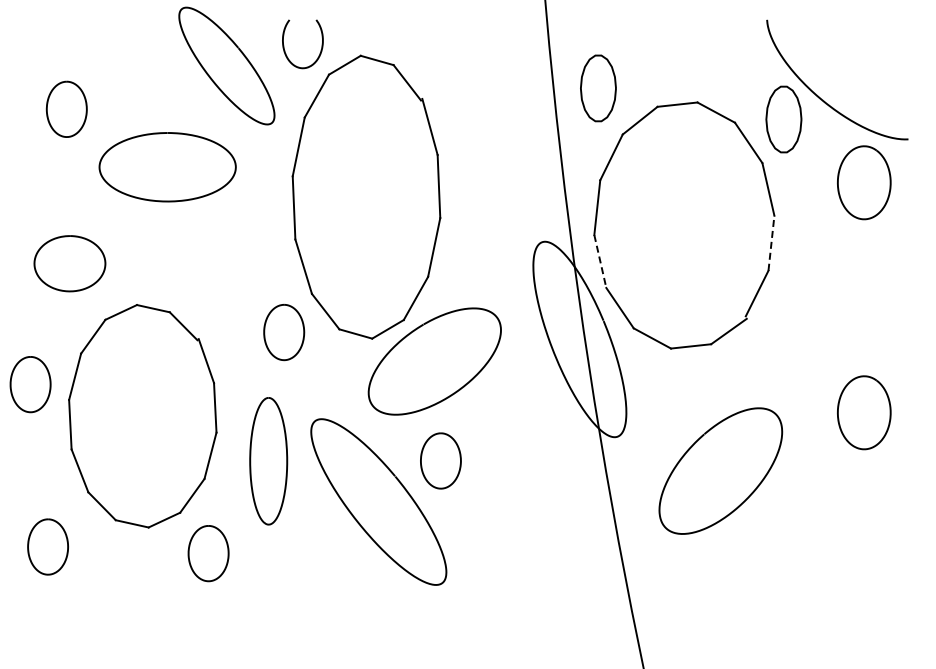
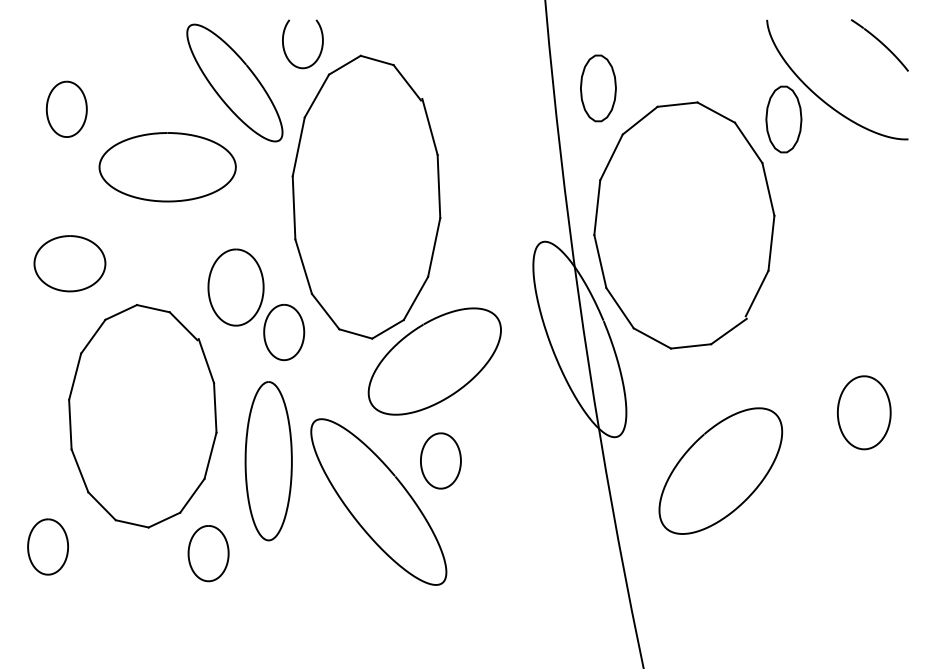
part: none -> present (879, 45)
curve position: (240, 52) -> (248, 69) (248, 69)
curve: present -> none (889, 182)
line: dashed -> solid (771, 243)
line: dashed -> solid (600, 262)
curve: none -> present (209, 287)
curve: present -> none (11, 384)
part size: 40x129 px -> 49x161 px (268, 461)
